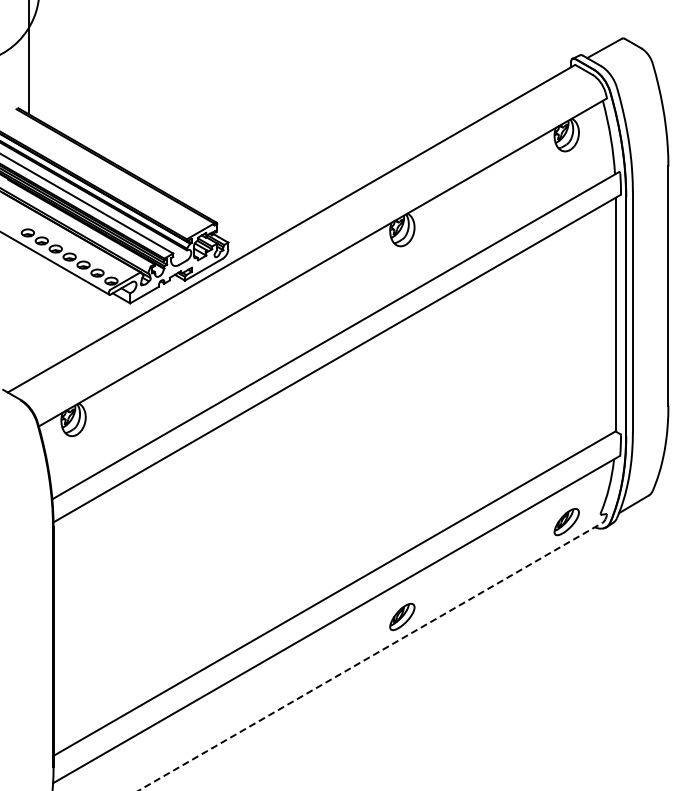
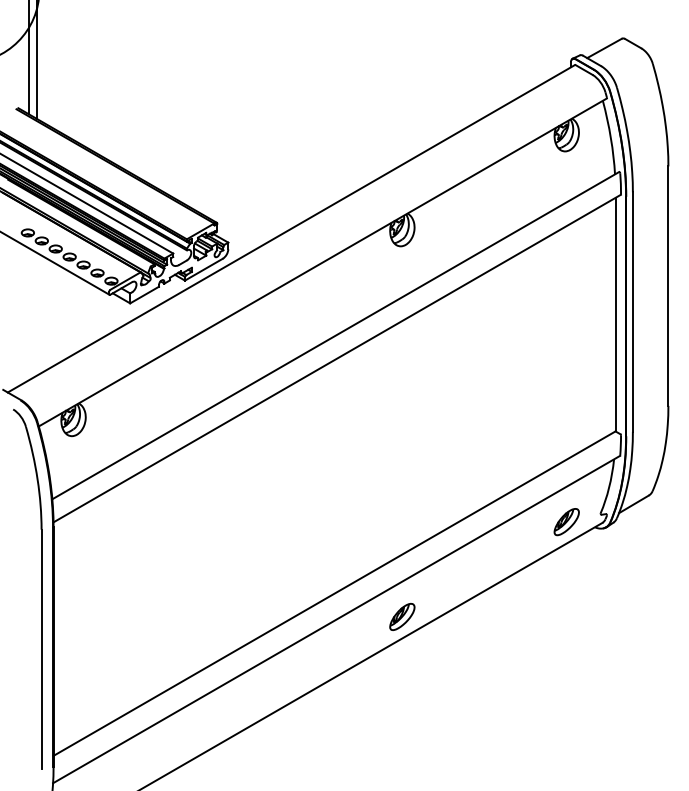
line: none -> present (37, 60)
part: none -> present (41, 589)
line: dashed -> solid (370, 656)
